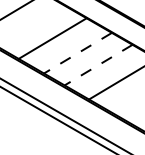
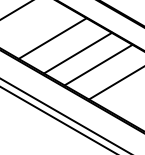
line: dashed -> solid (77, 53)
line: dashed -> solid (98, 65)
